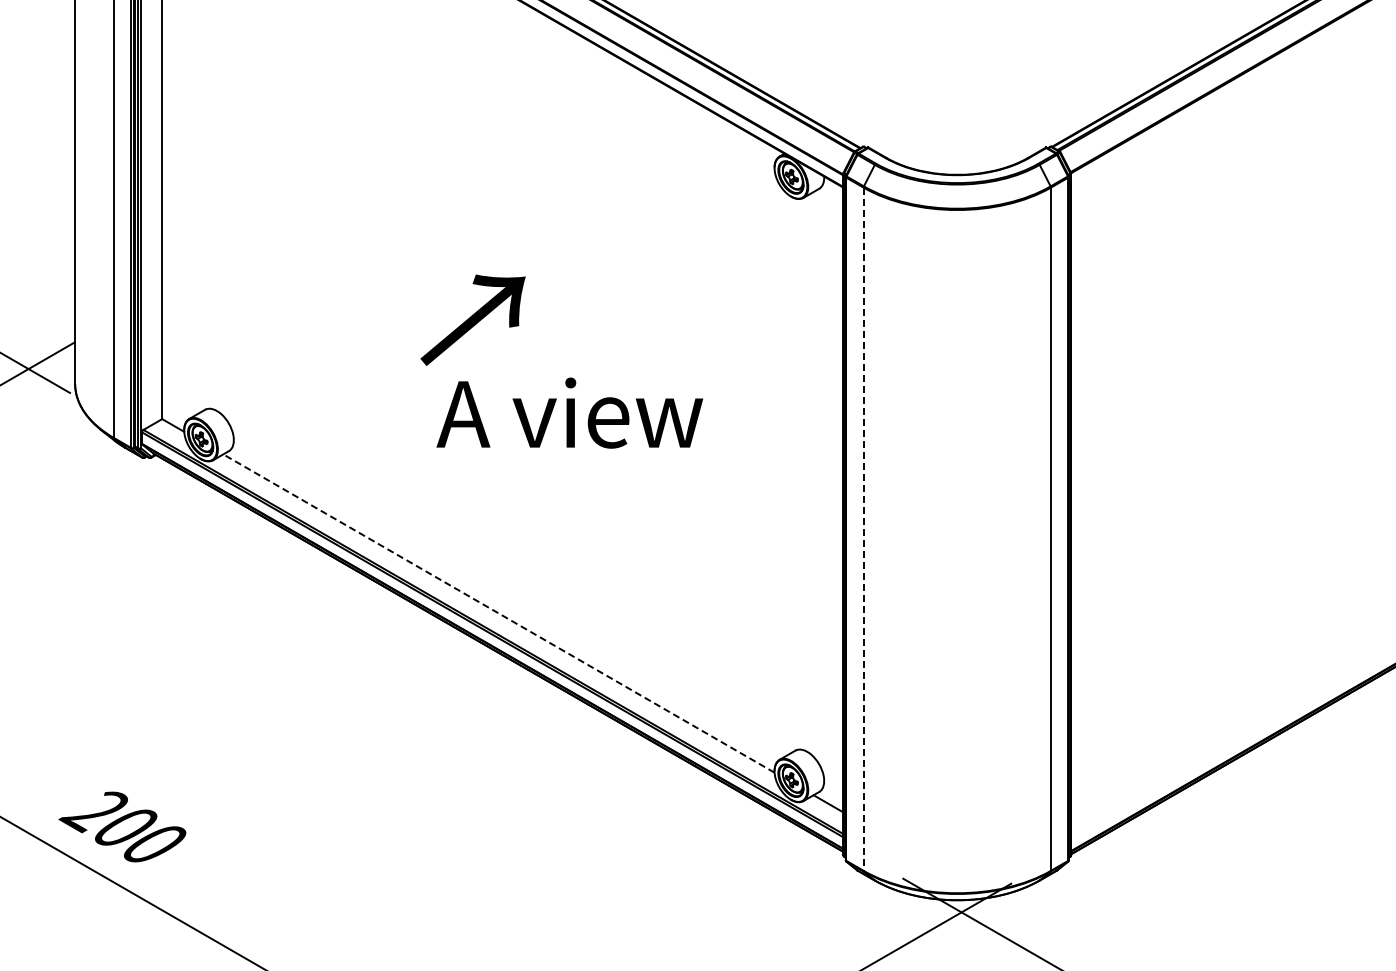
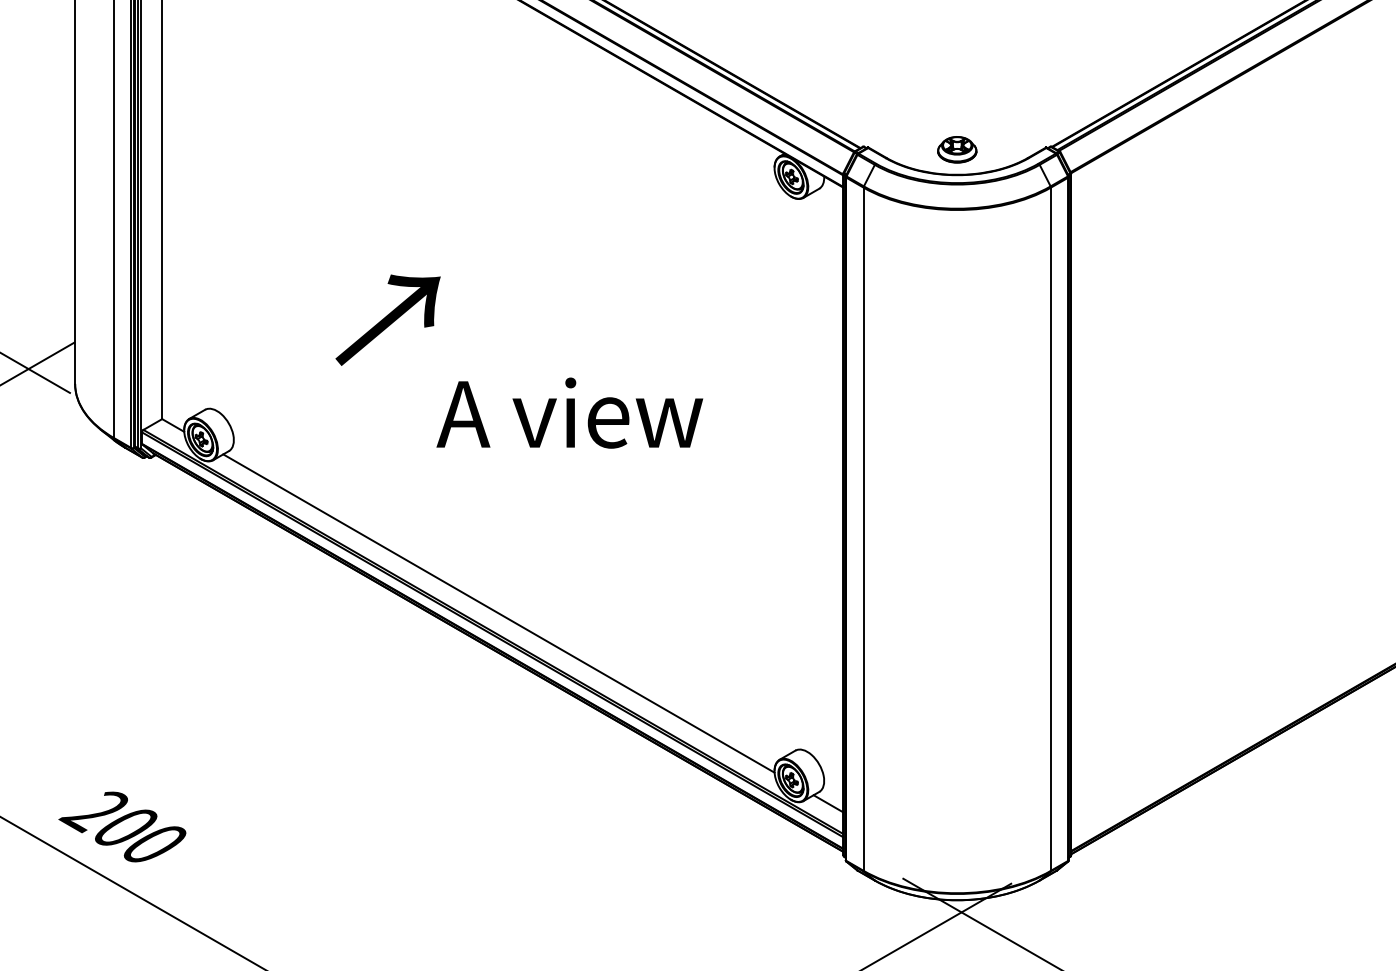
part: none -> present (957, 149)
text position: (472, 319) -> (387, 319) (387, 319)
line: dashed -> solid (863, 529)
line: dashed -> solid (498, 613)
